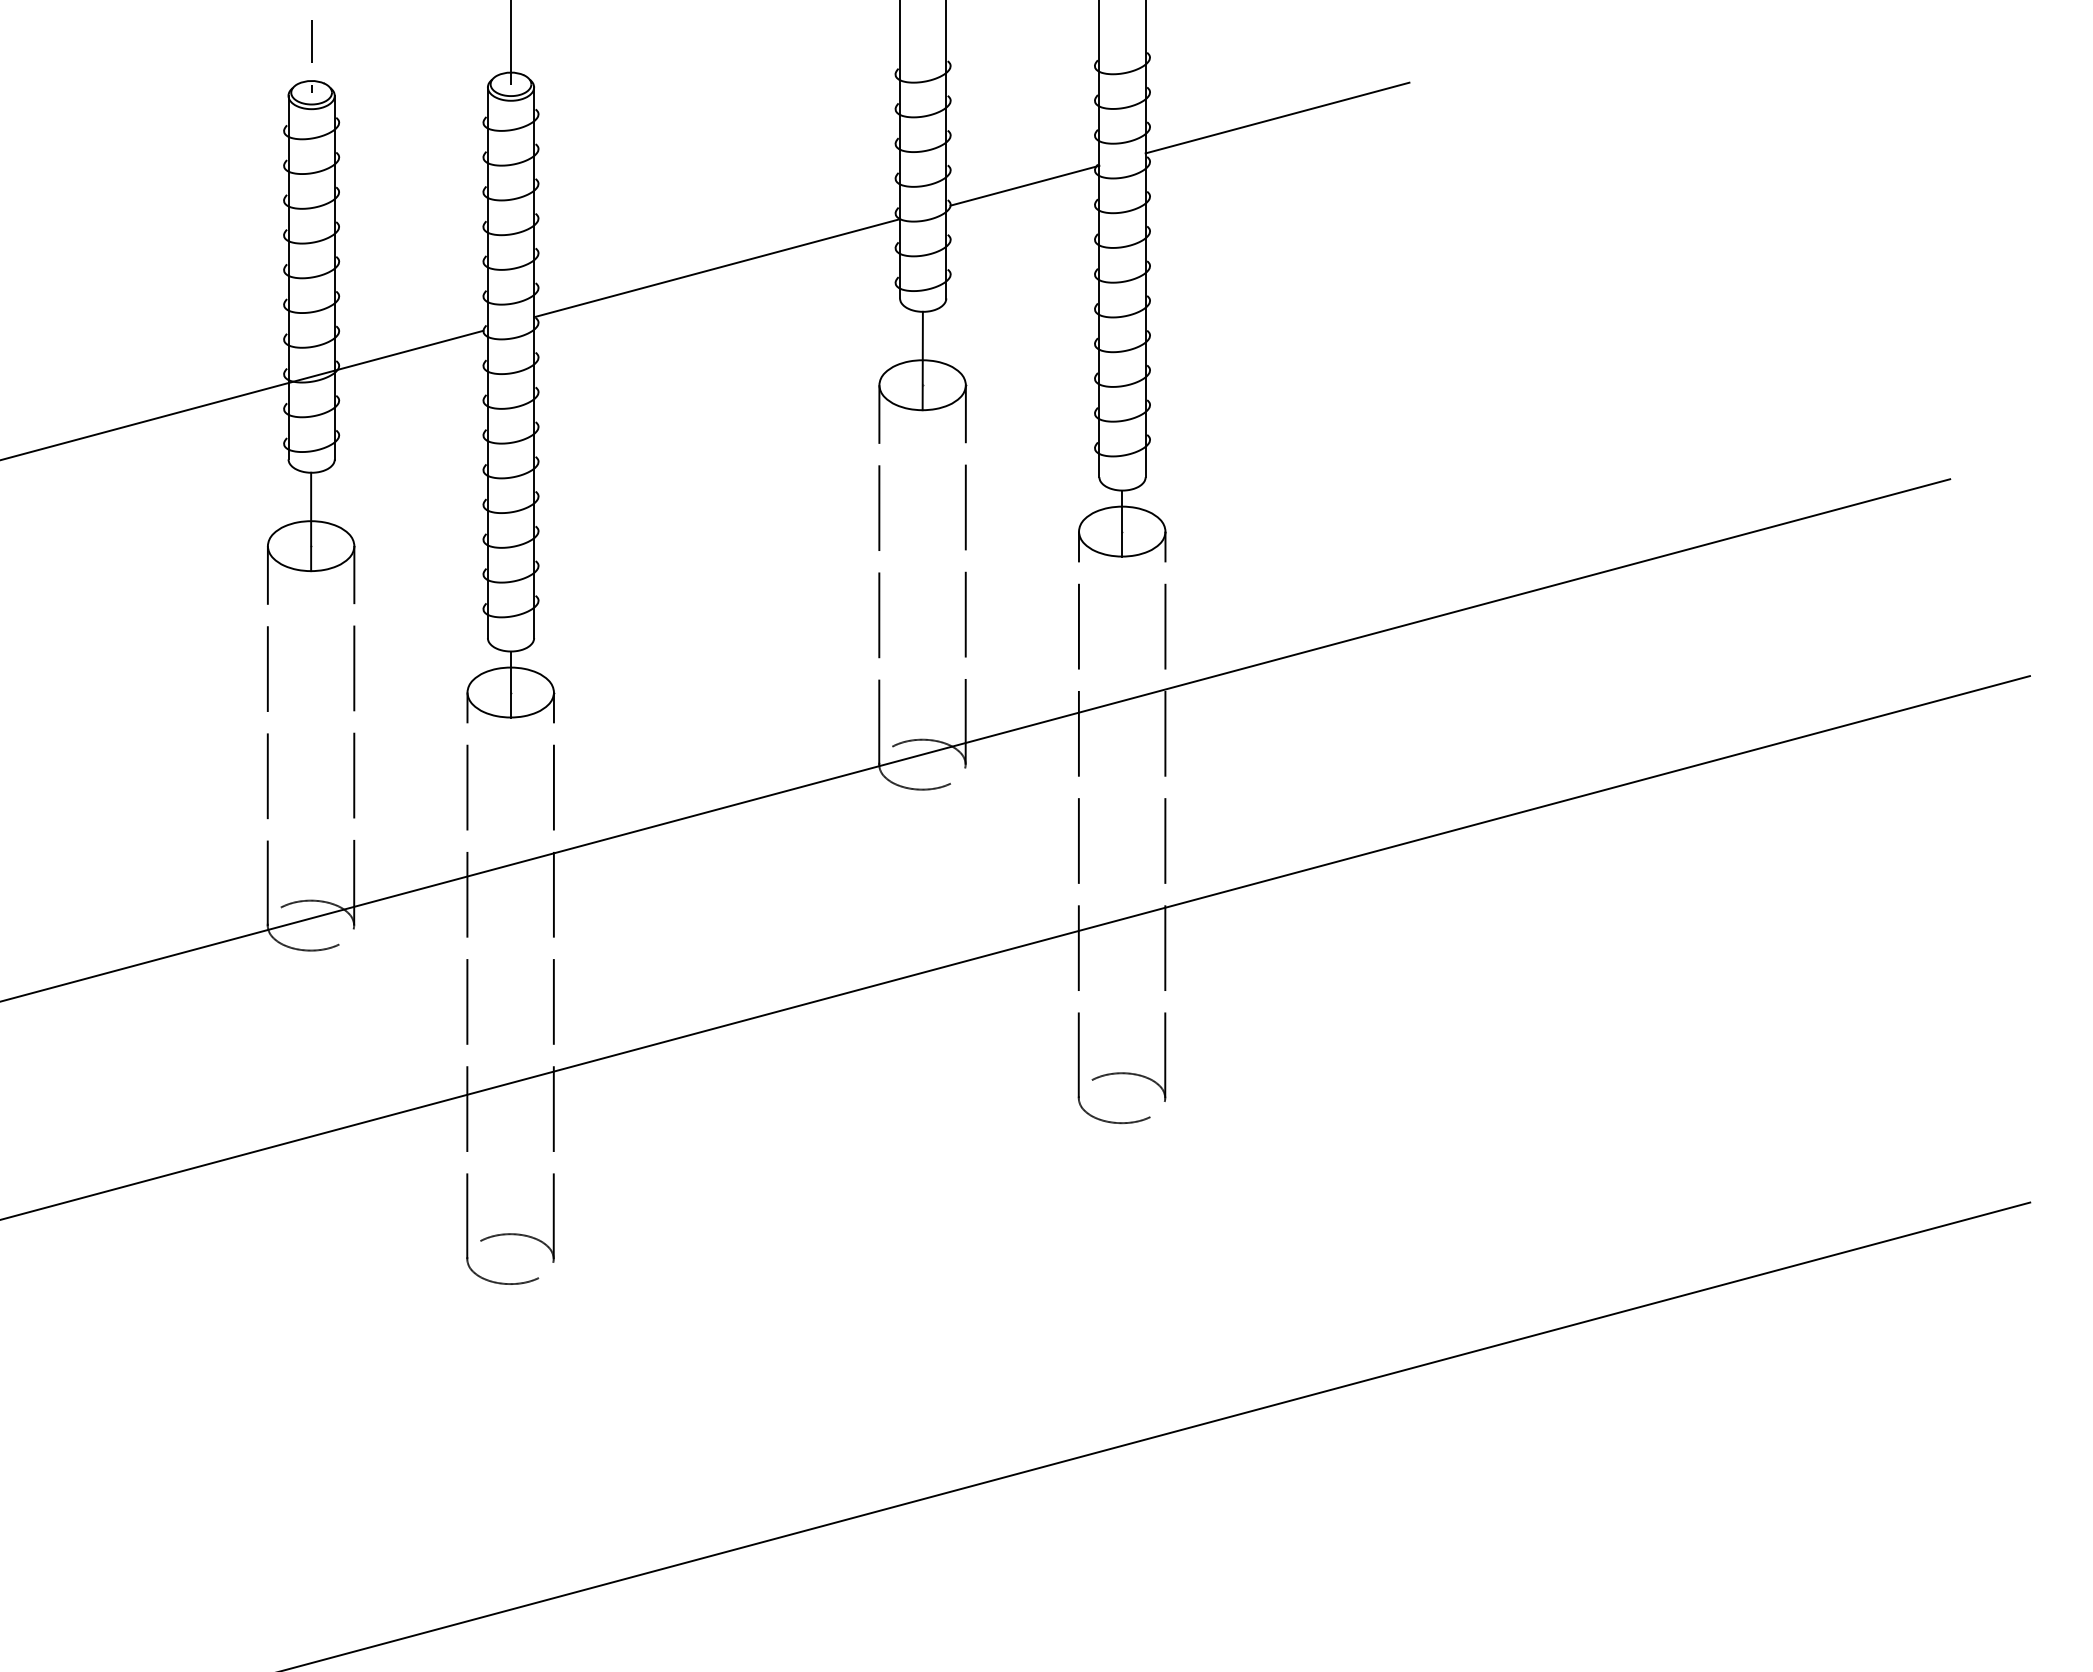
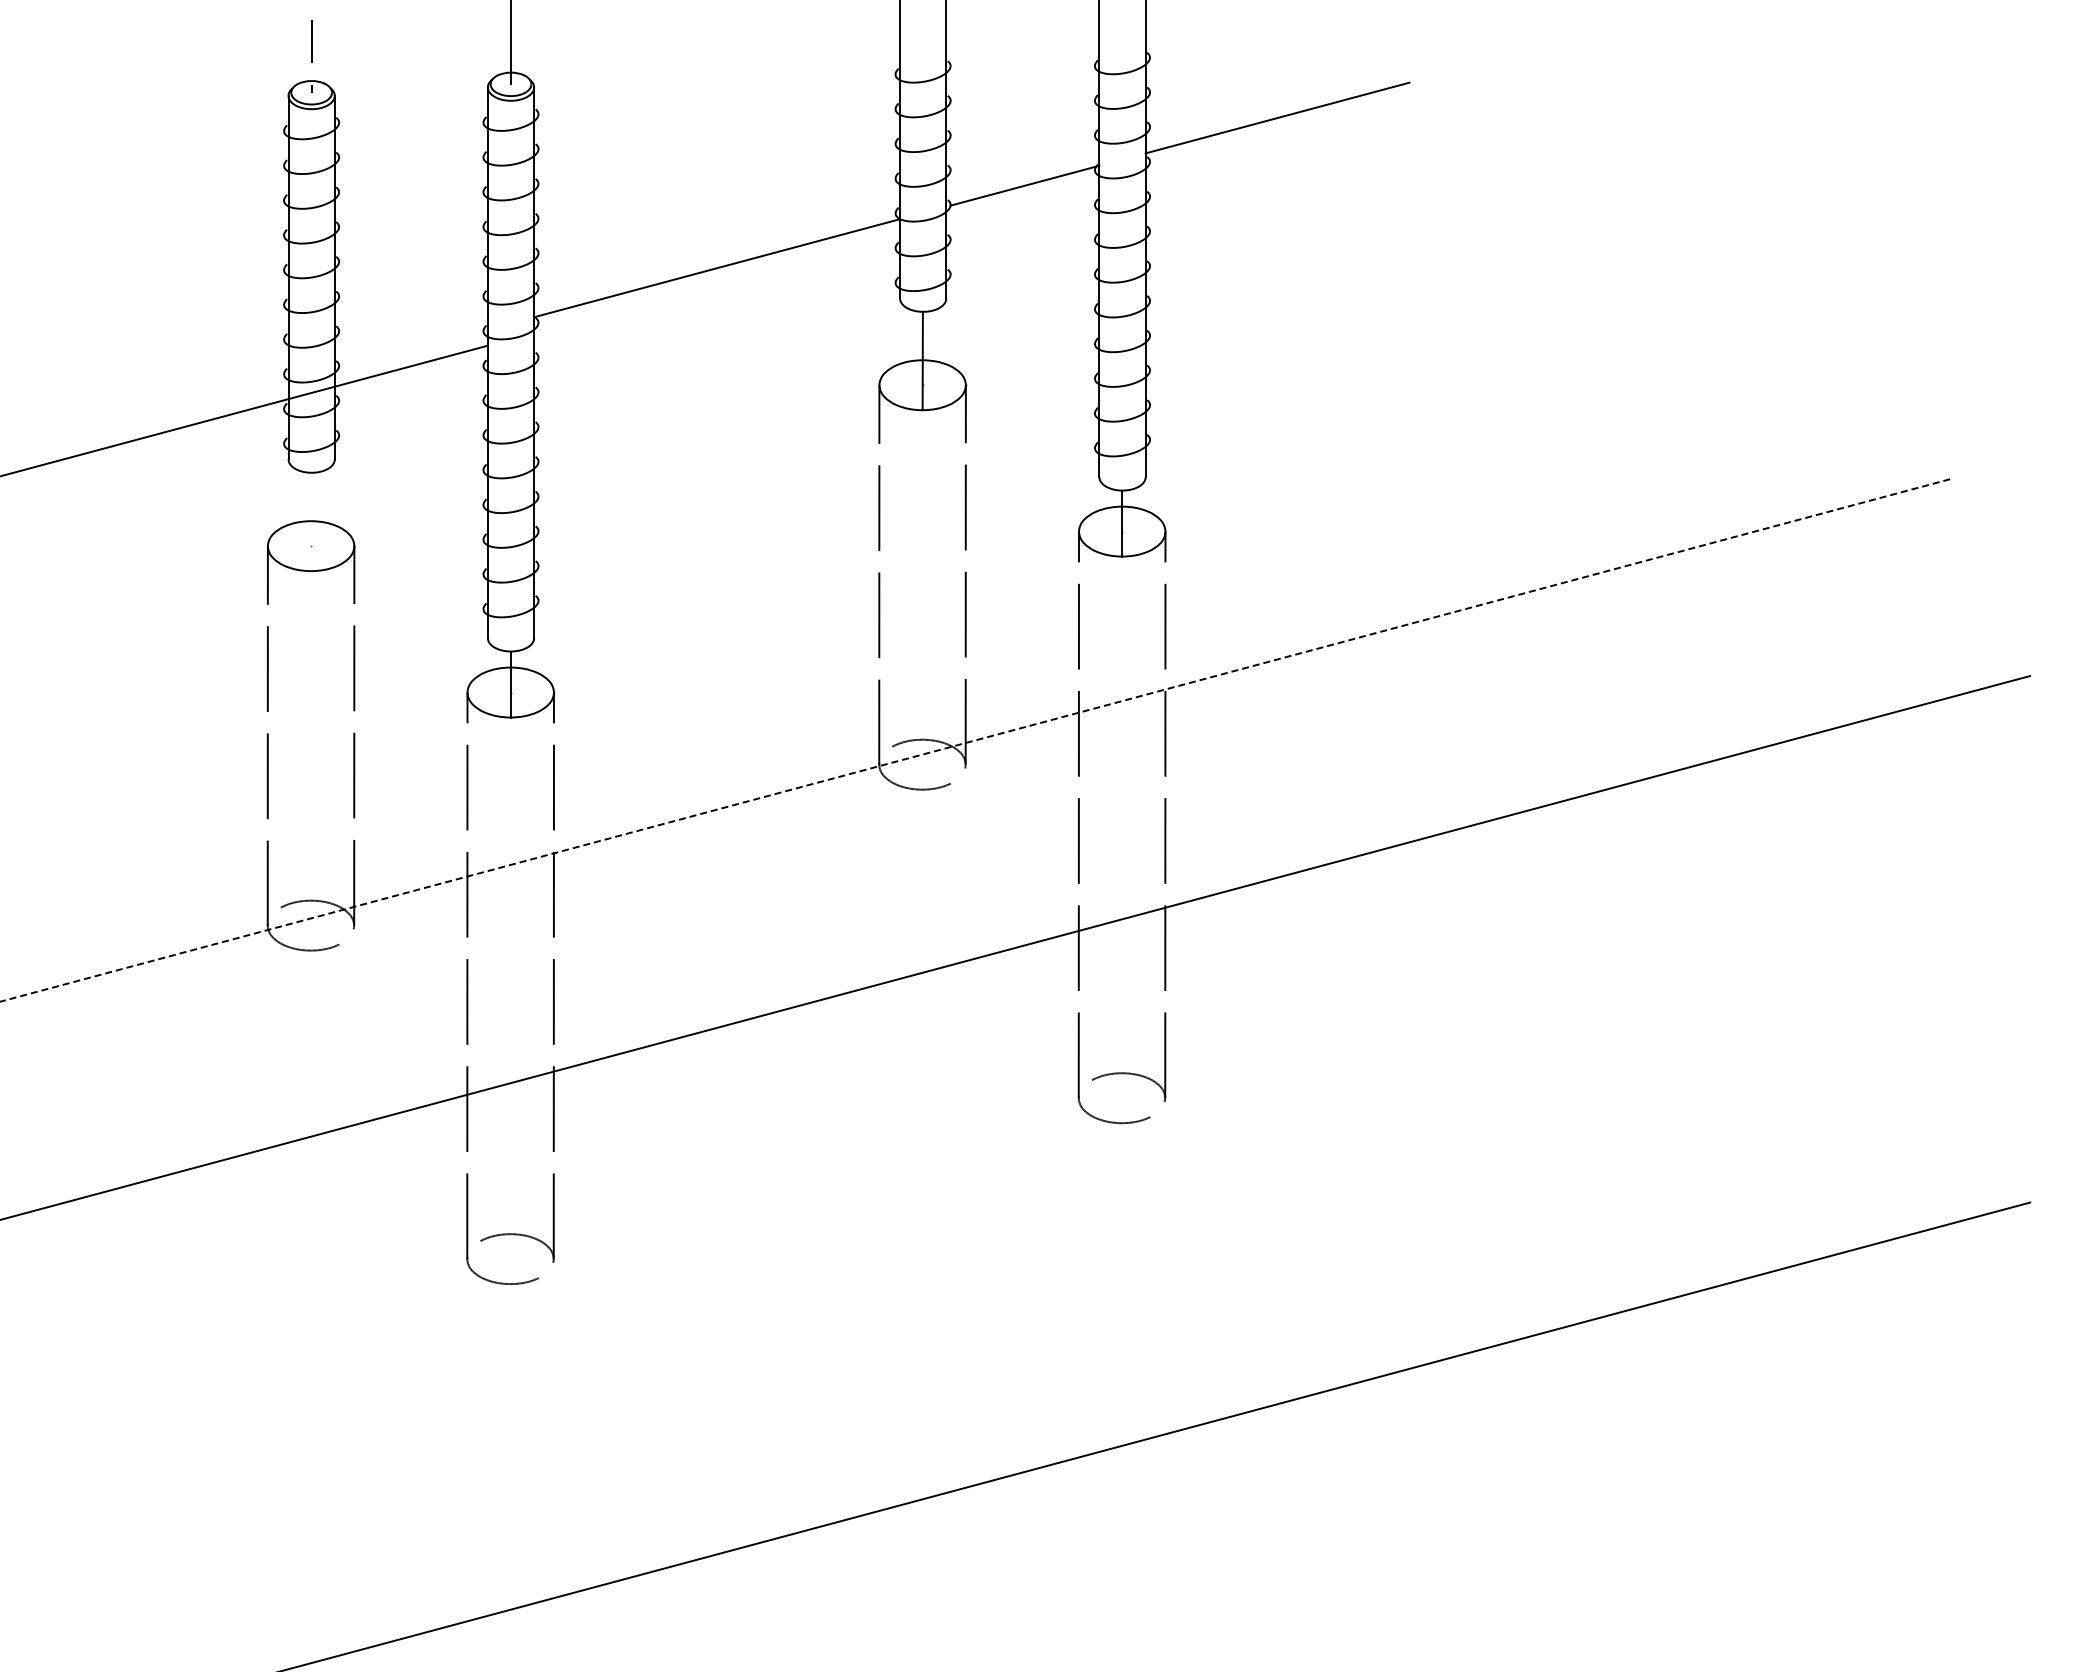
line position: (242, 394) -> (244, 410) (244, 410)
line: present -> none (311, 521)
line: solid -> dashed (974, 740)
